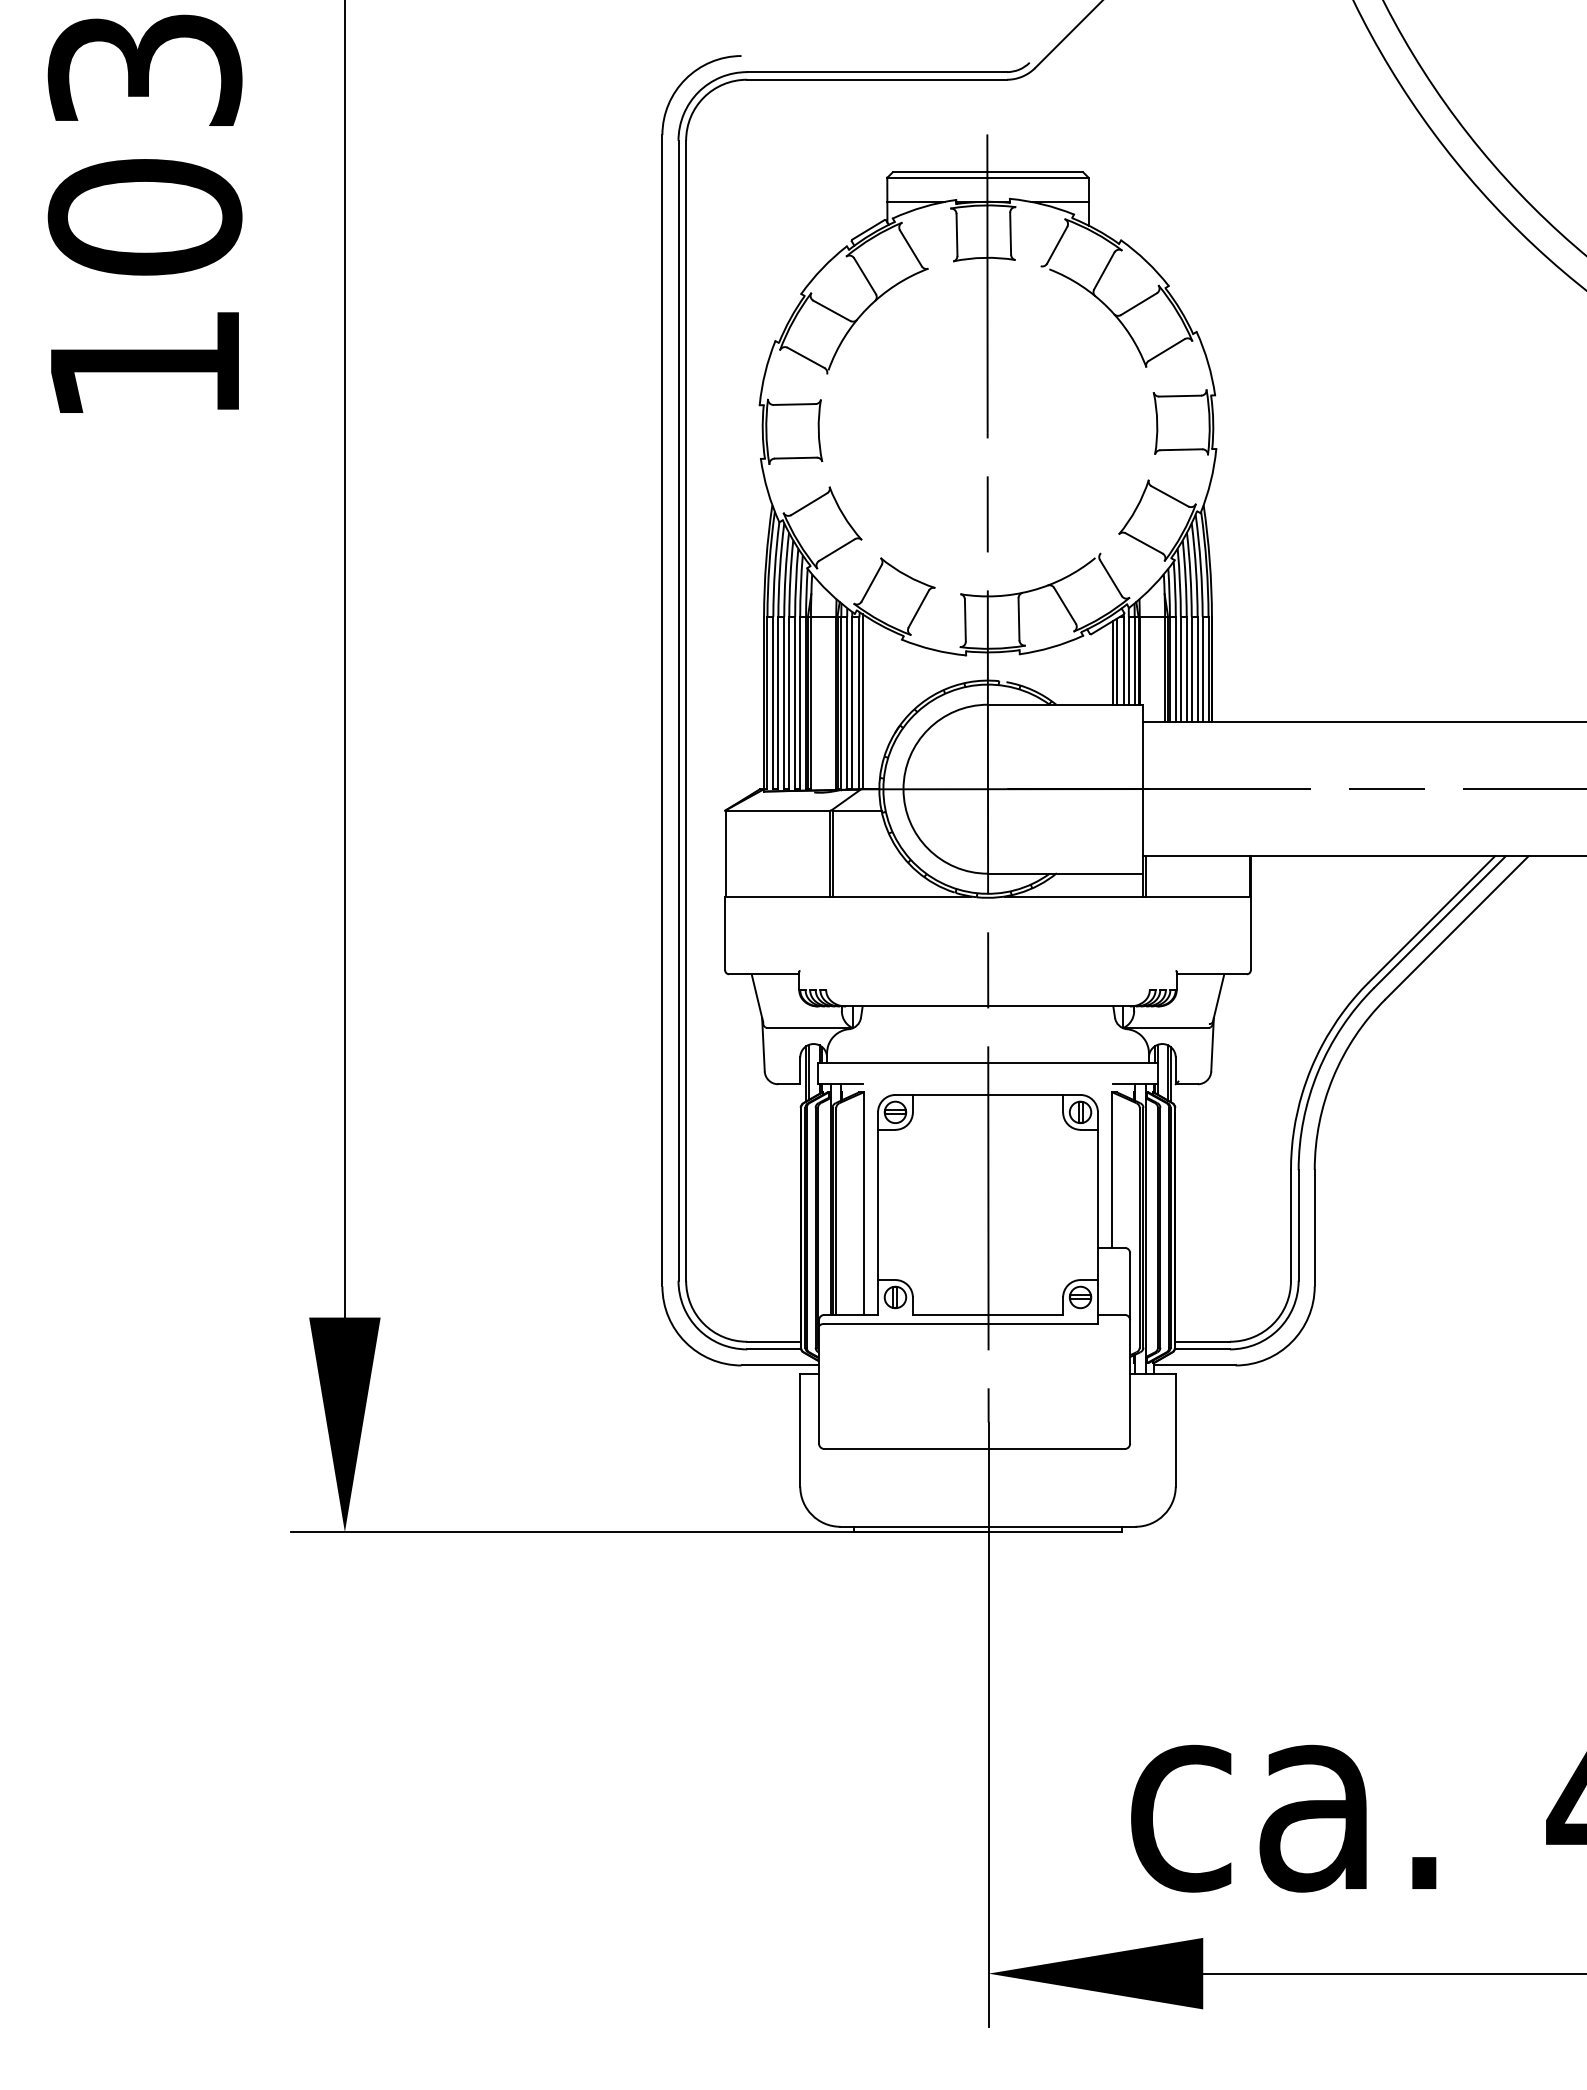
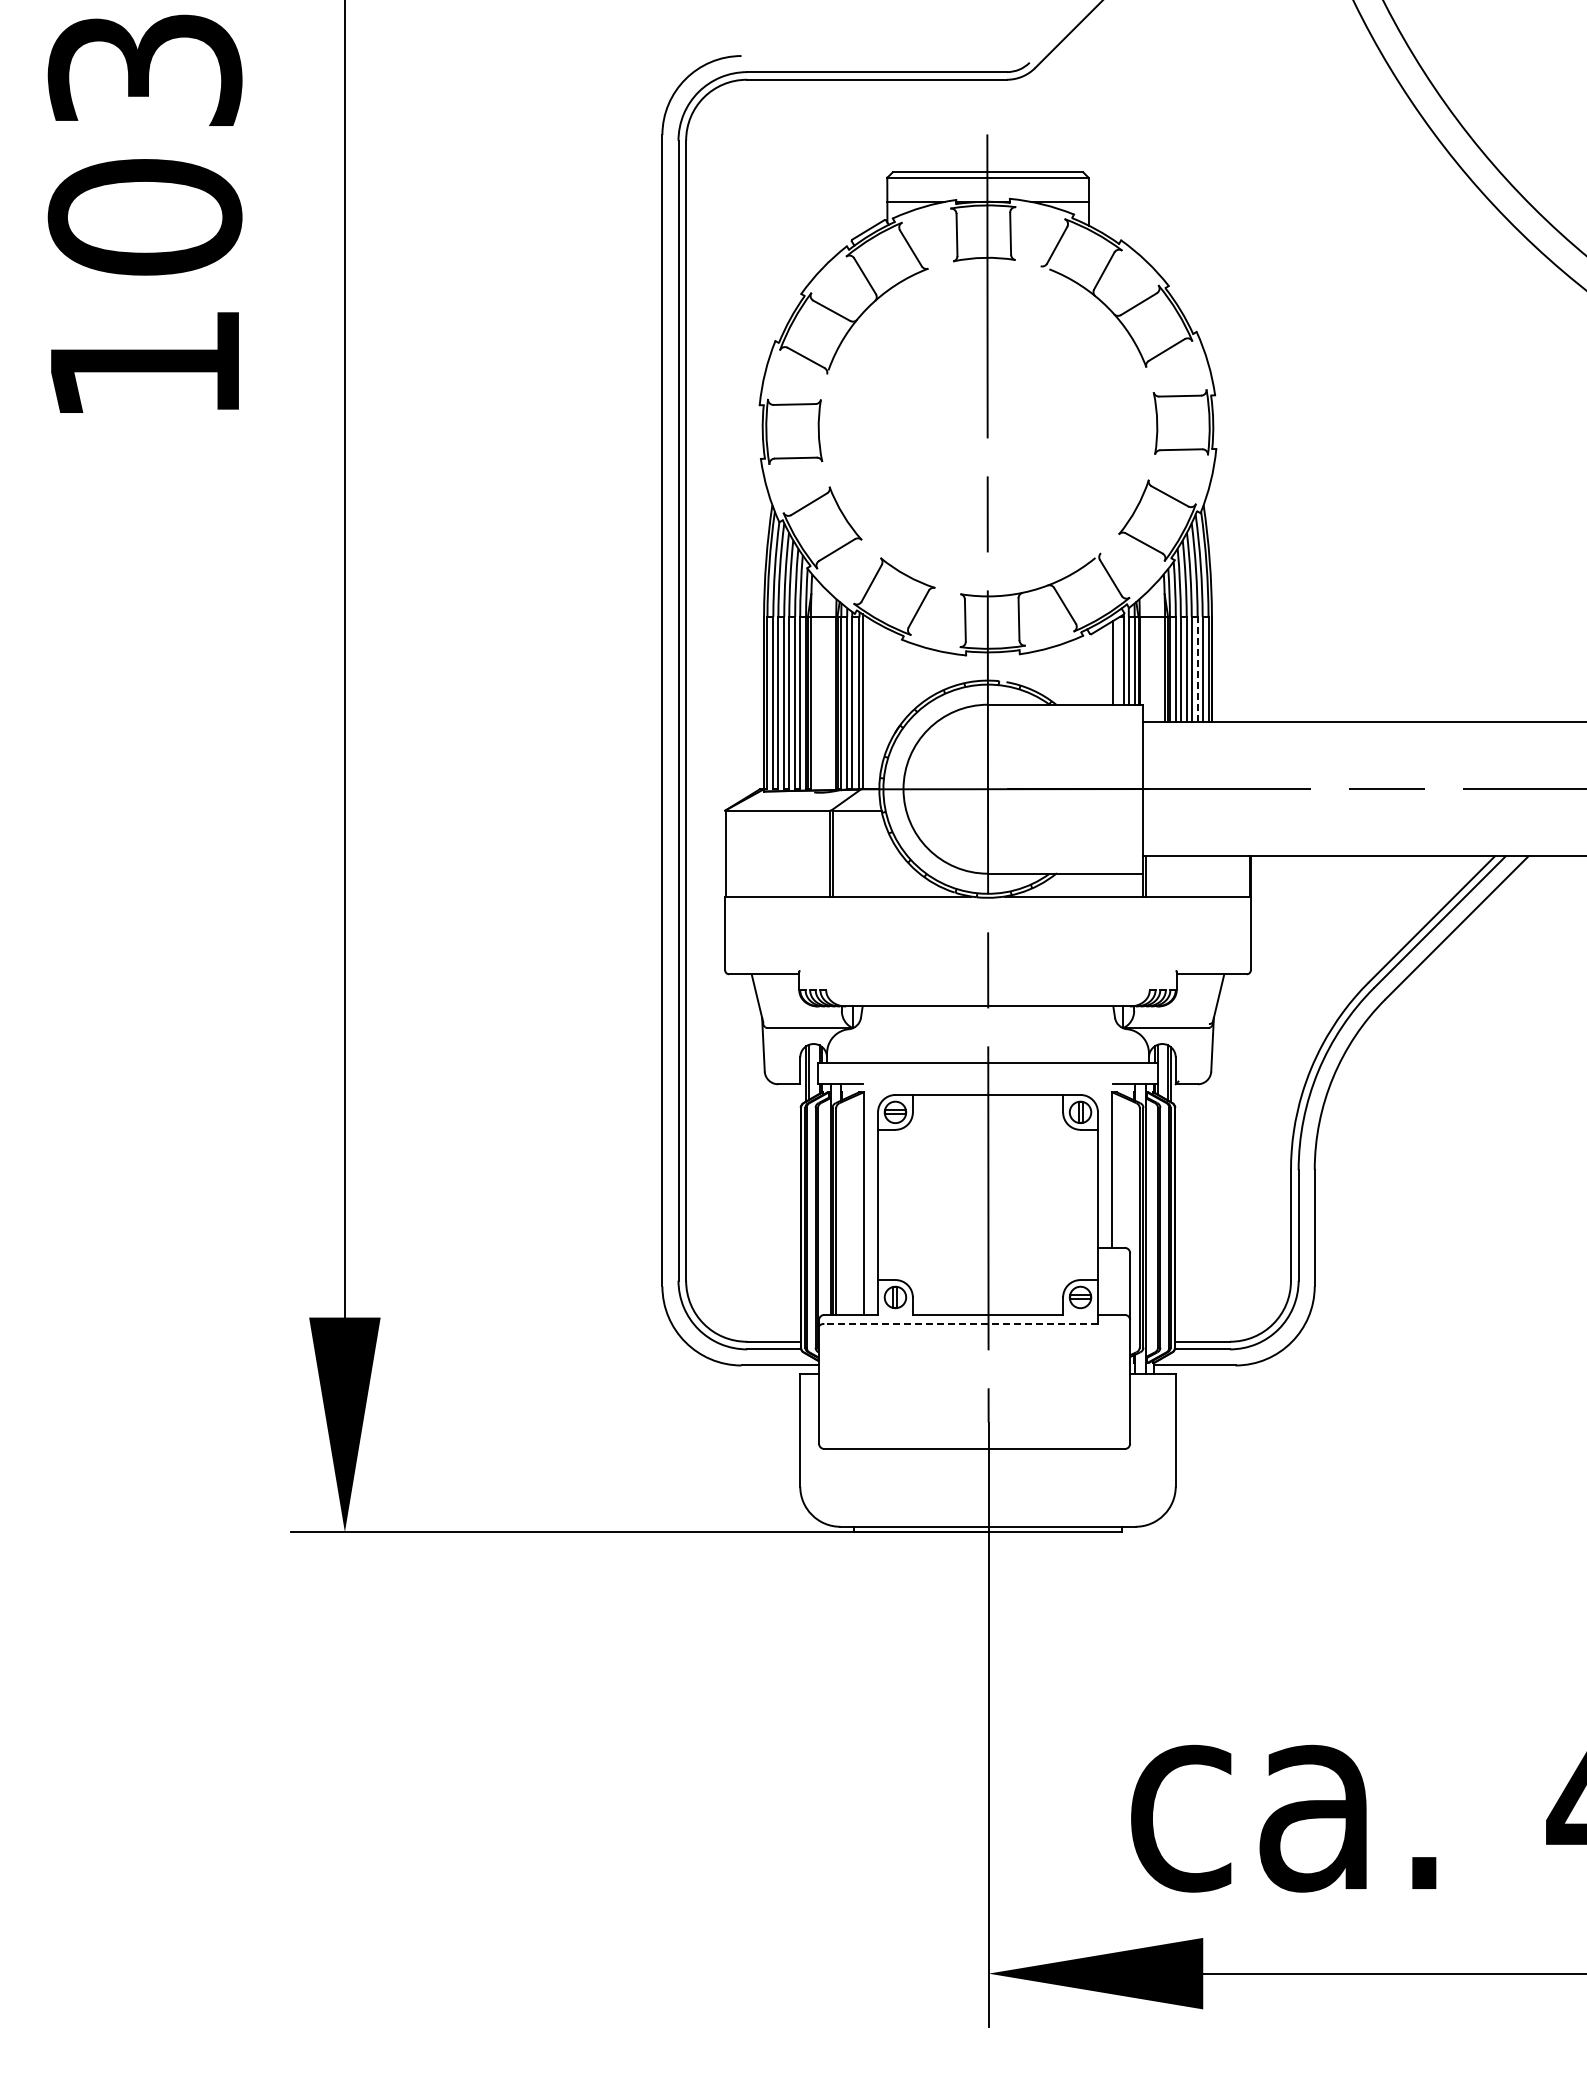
line: present -> none (1116, 661)
line: solid -> dashed (1197, 669)
line: solid -> dashed (961, 1323)
